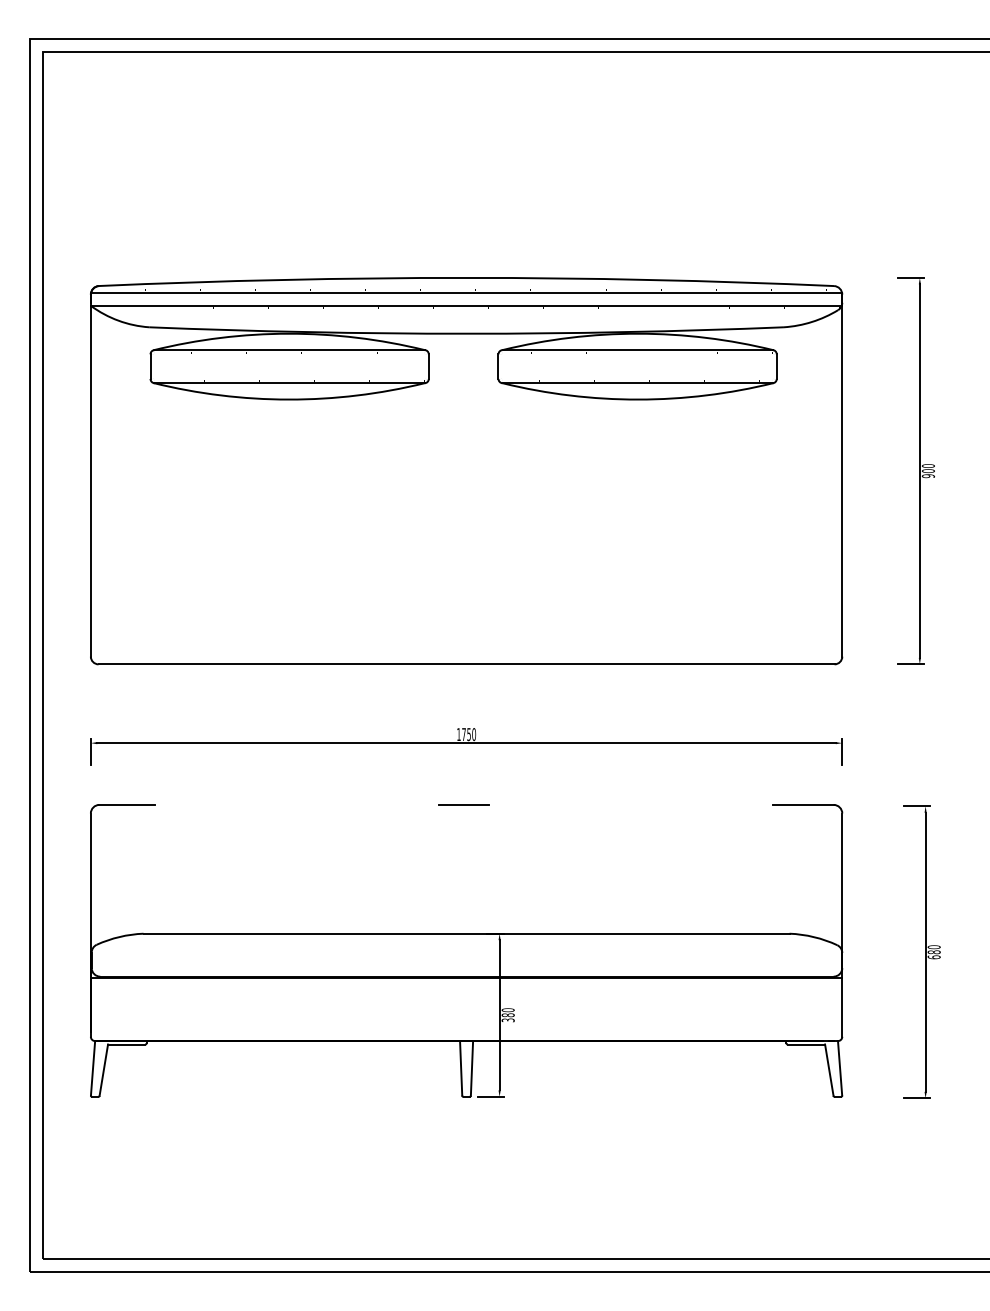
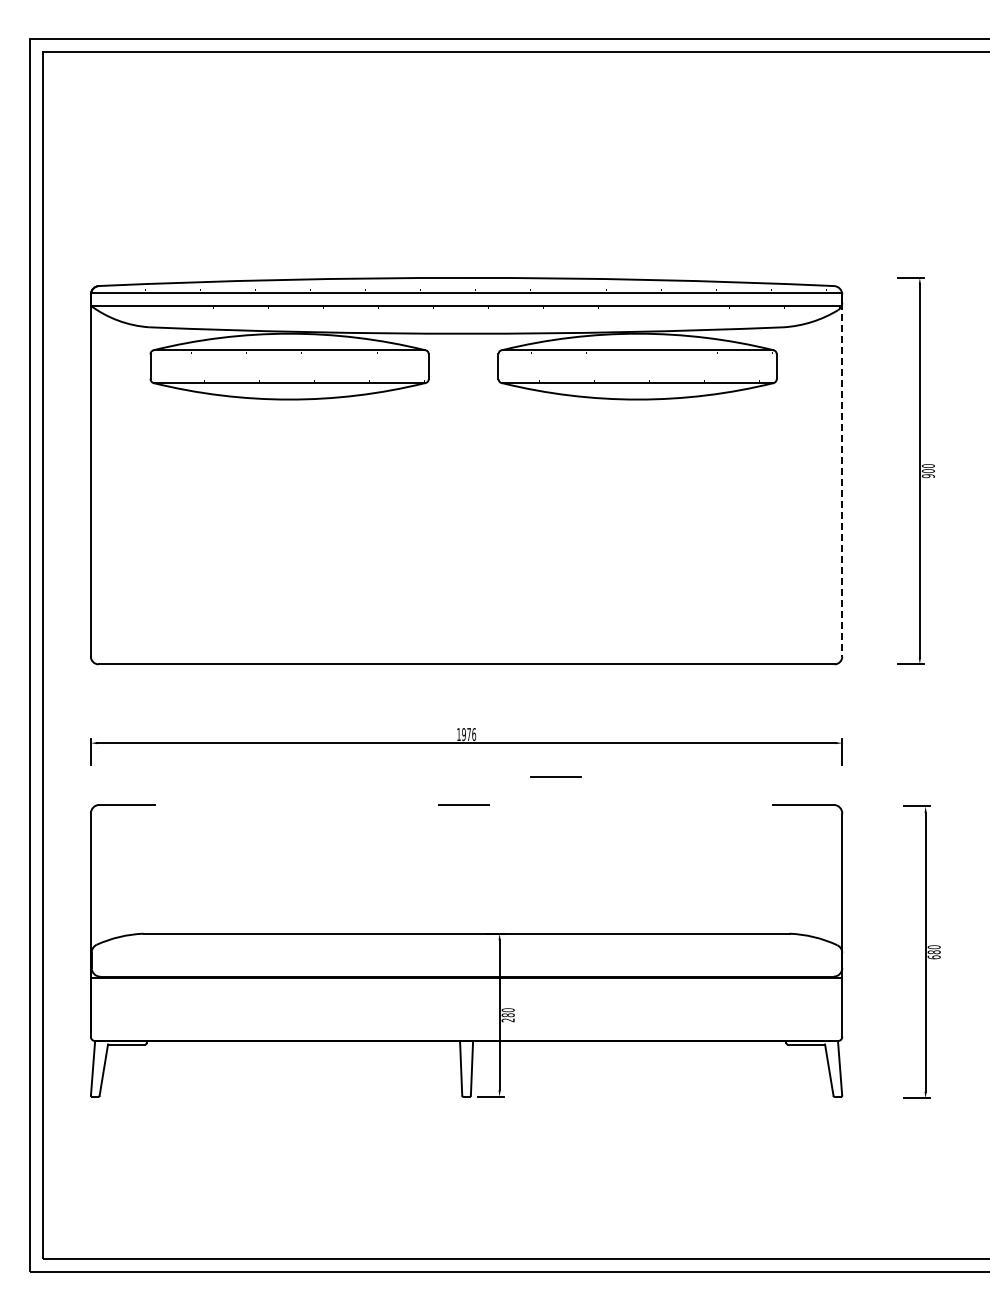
line: solid -> dashed (842, 479)
text: 1750 -> 1976 (469, 734)
line: none -> present (555, 776)
text: 380 -> 280 (508, 1020)
